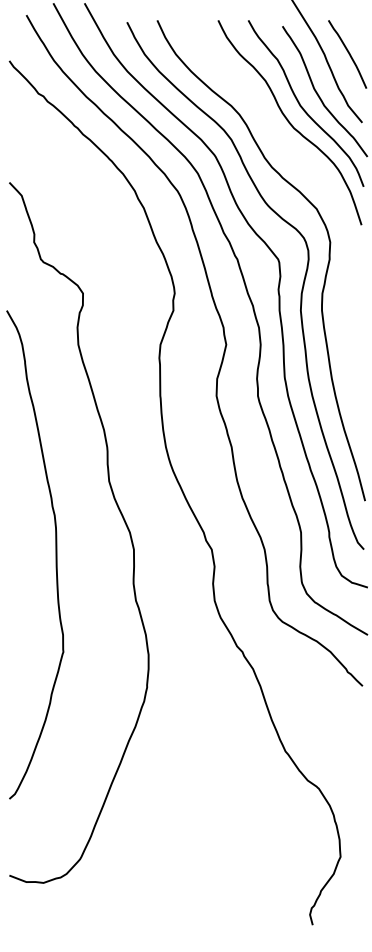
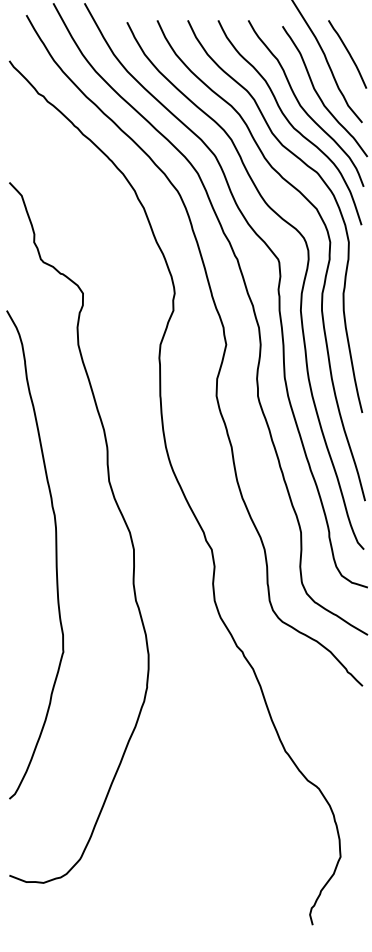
curve: none -> present (322, 181)
